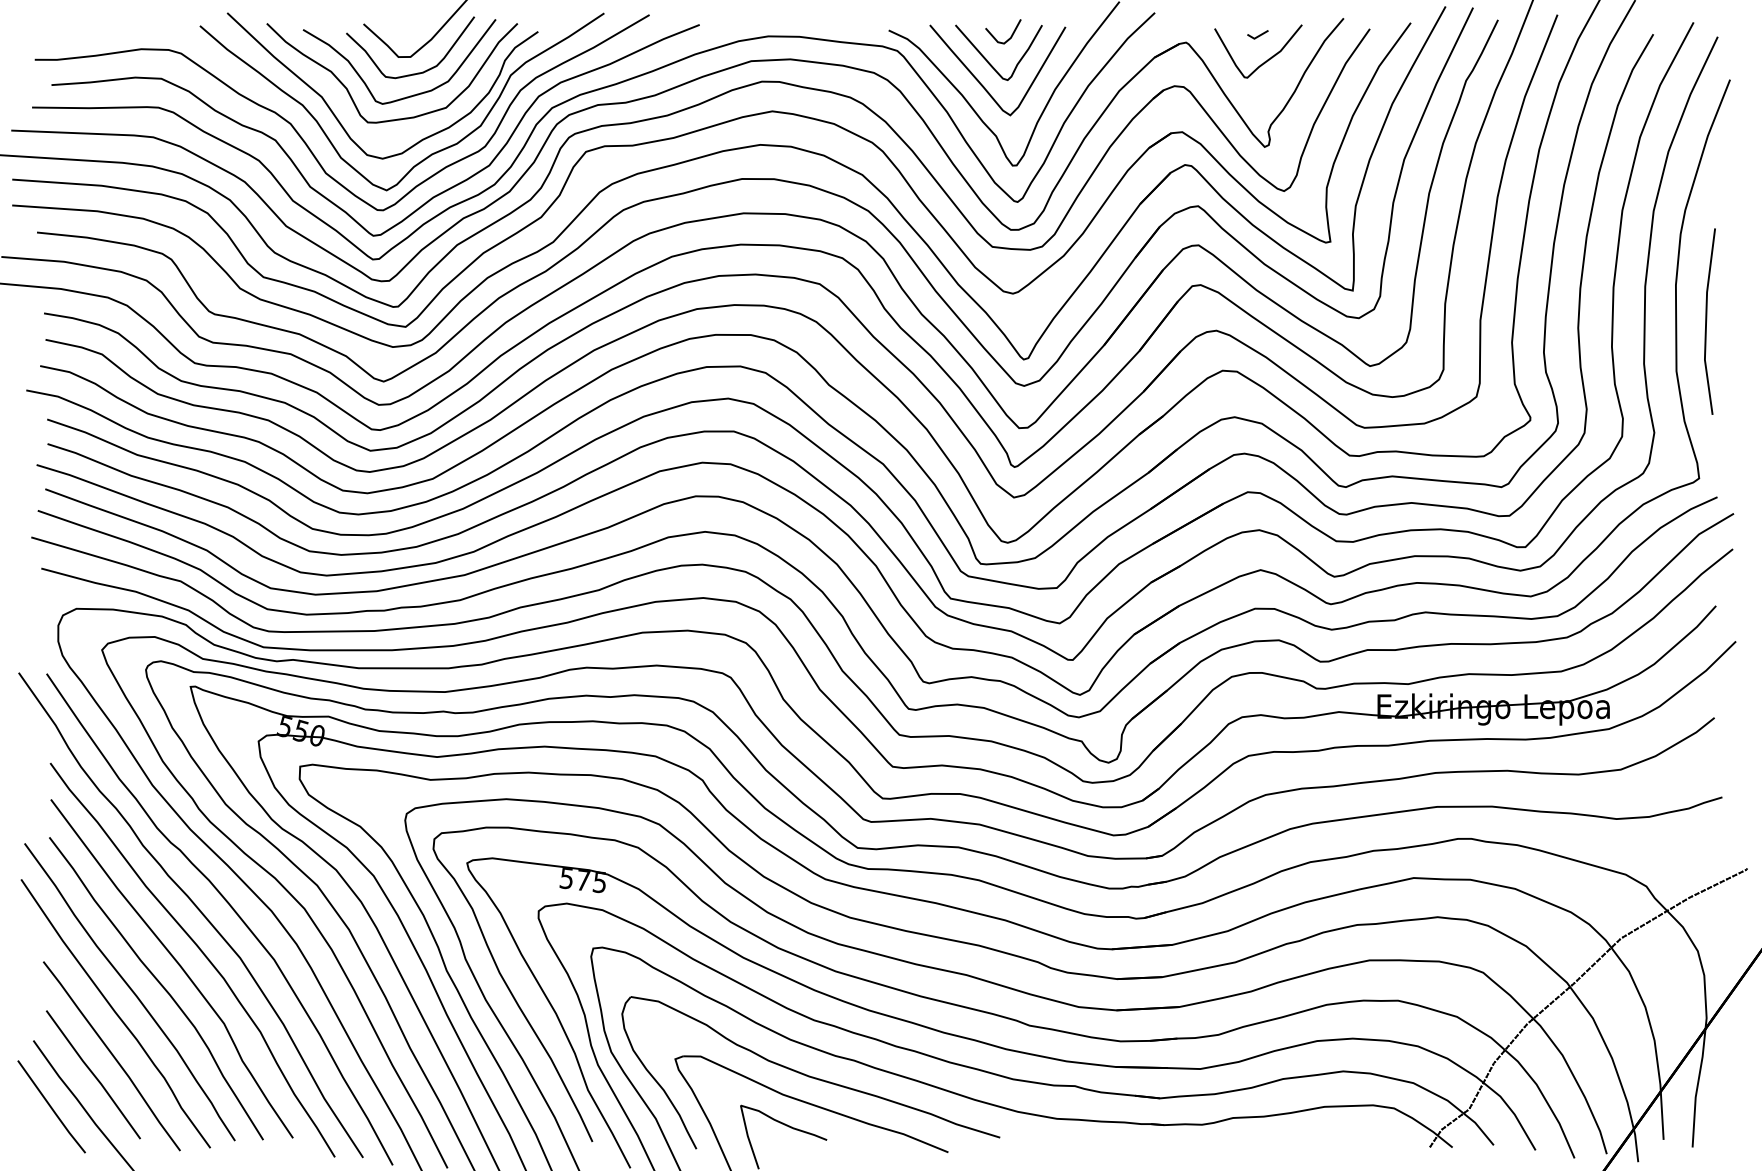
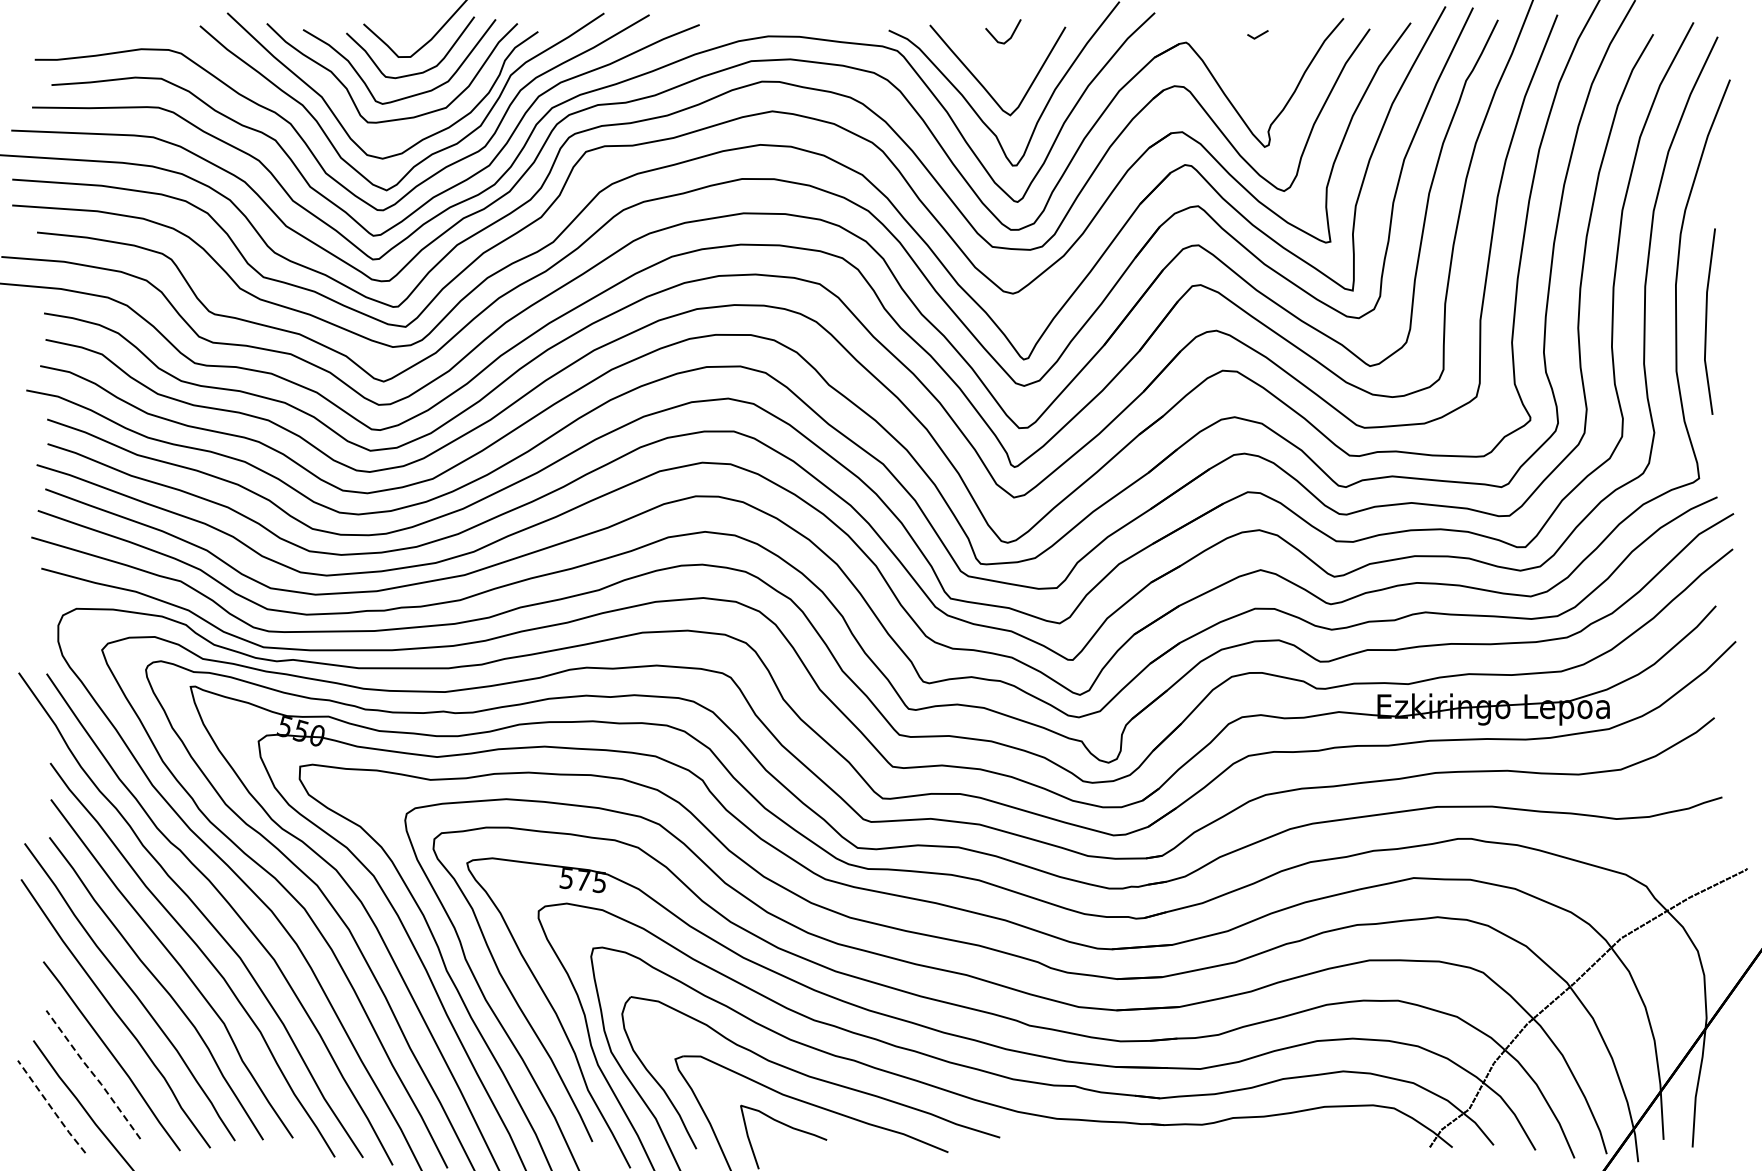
curve: present -> none (986, 58)
curve: present -> none (1264, 61)
line: solid -> dashed (93, 1074)
line: solid -> dashed (51, 1108)
